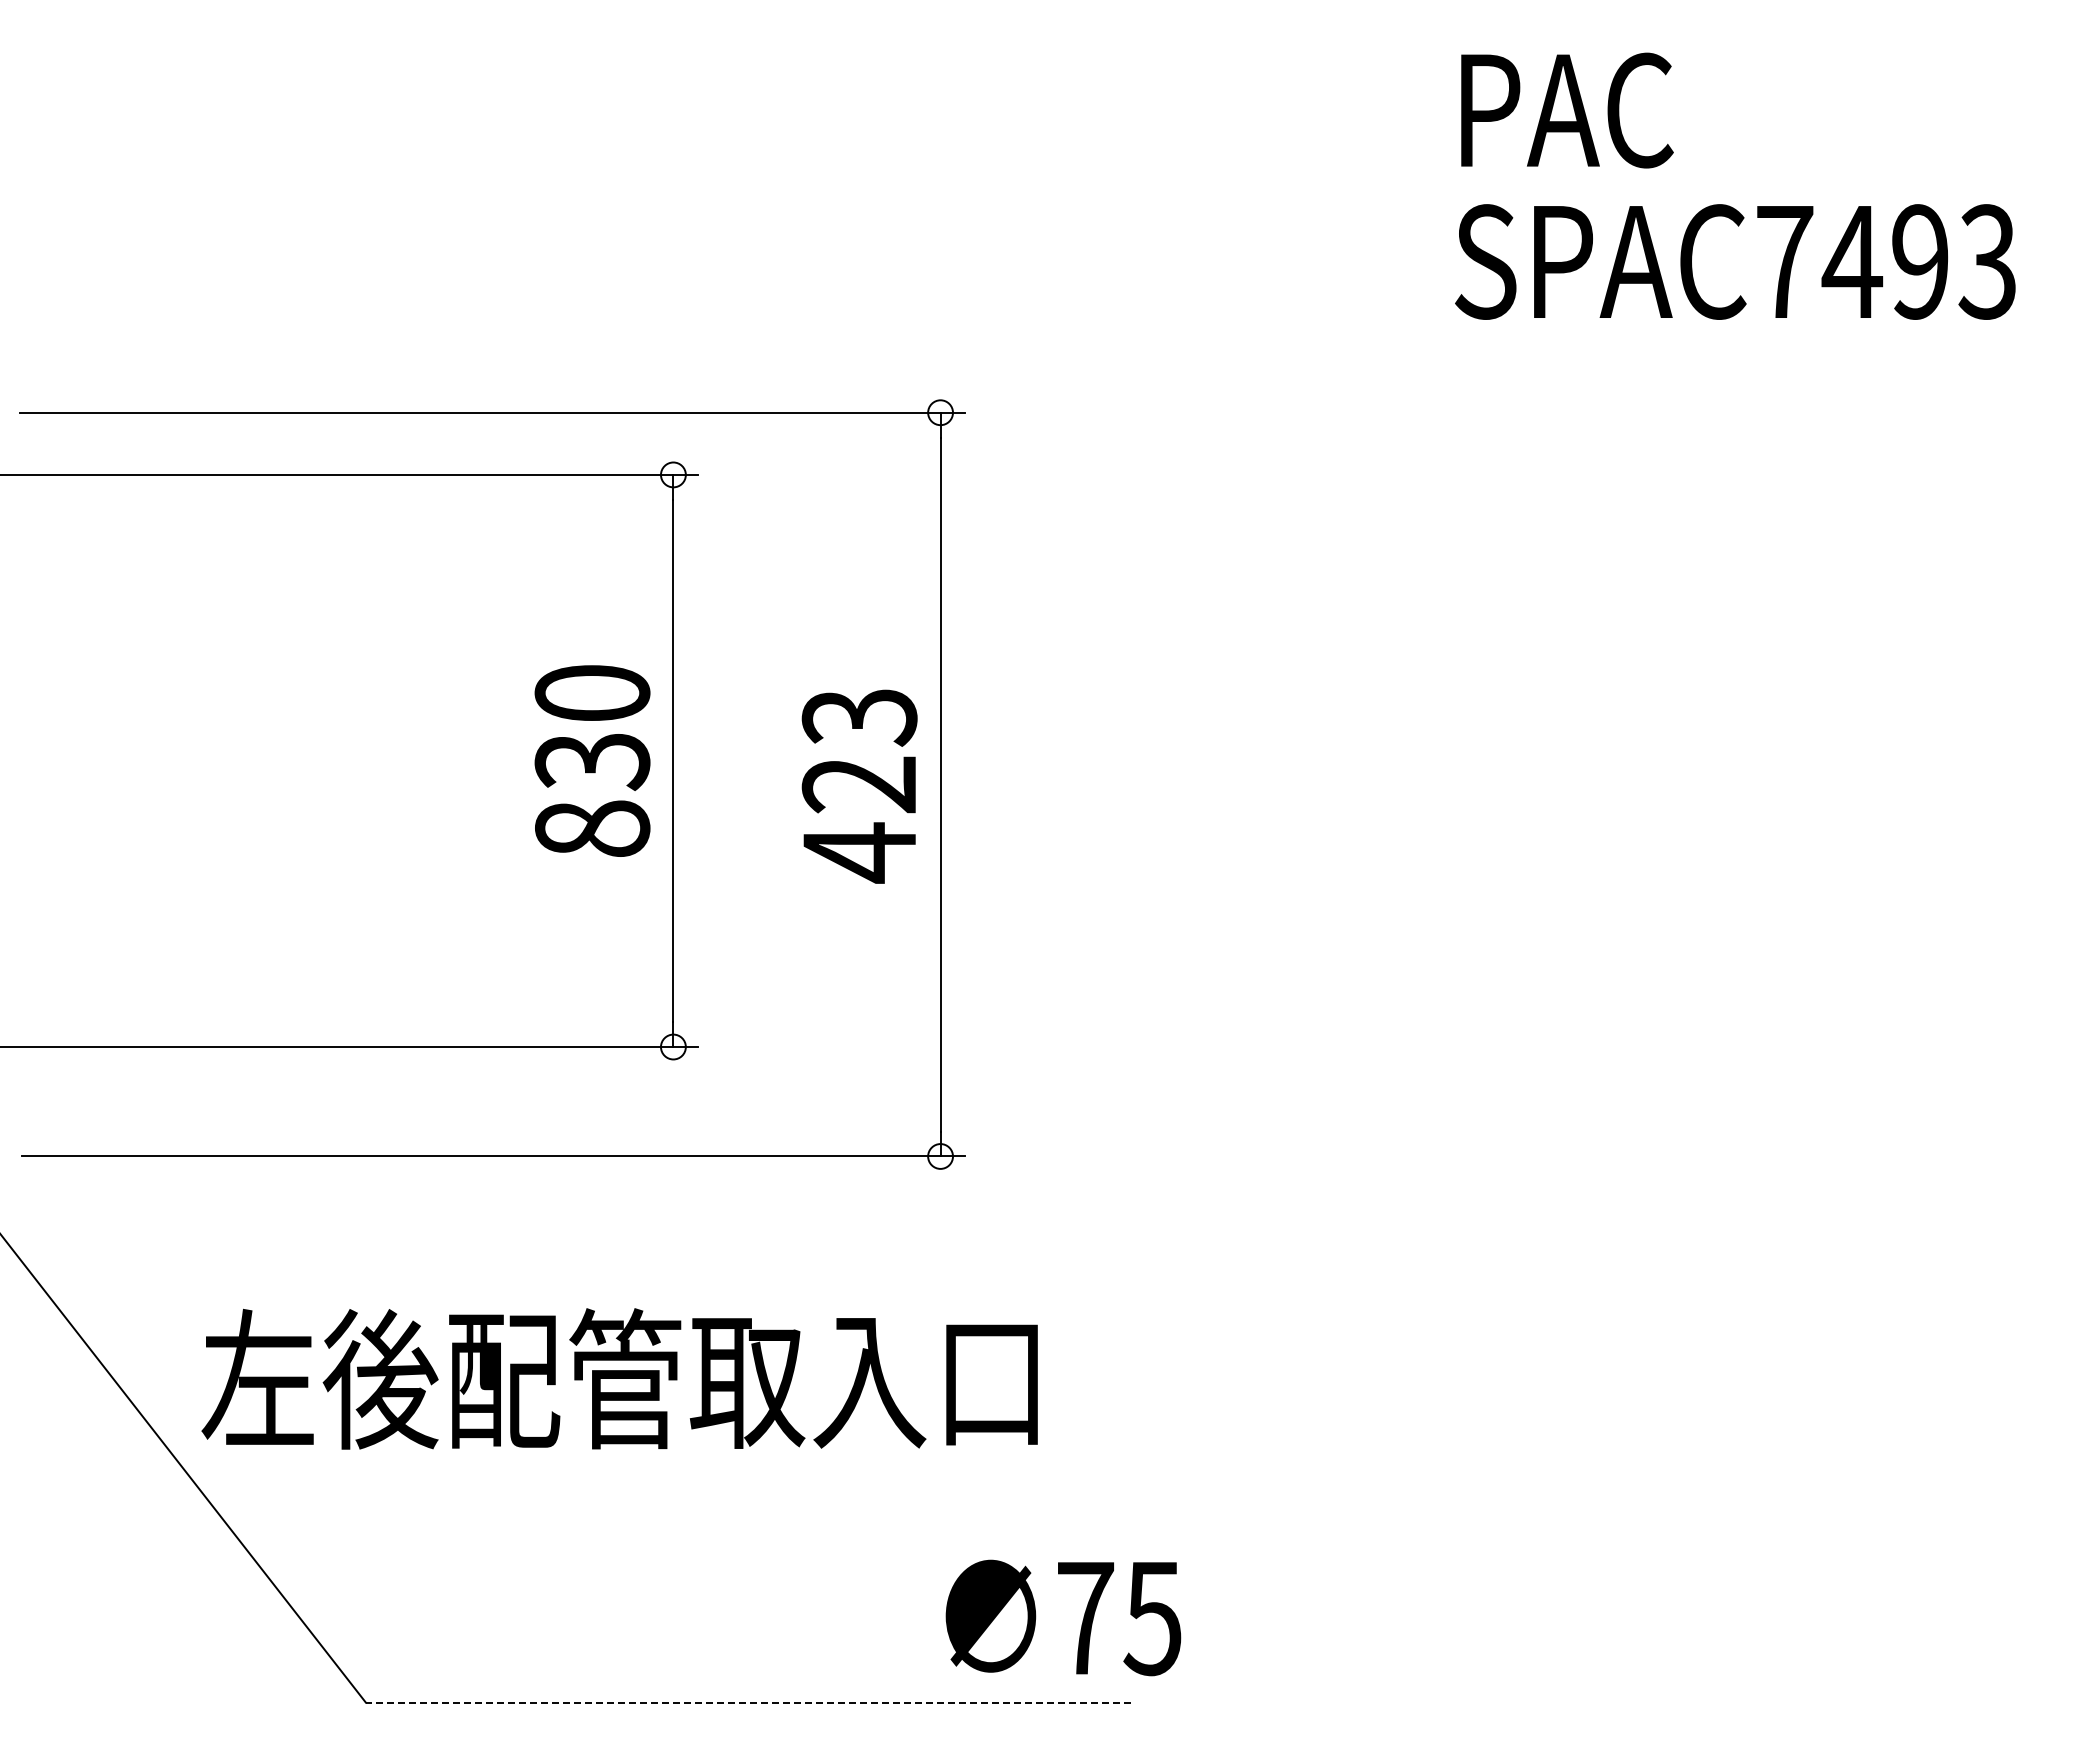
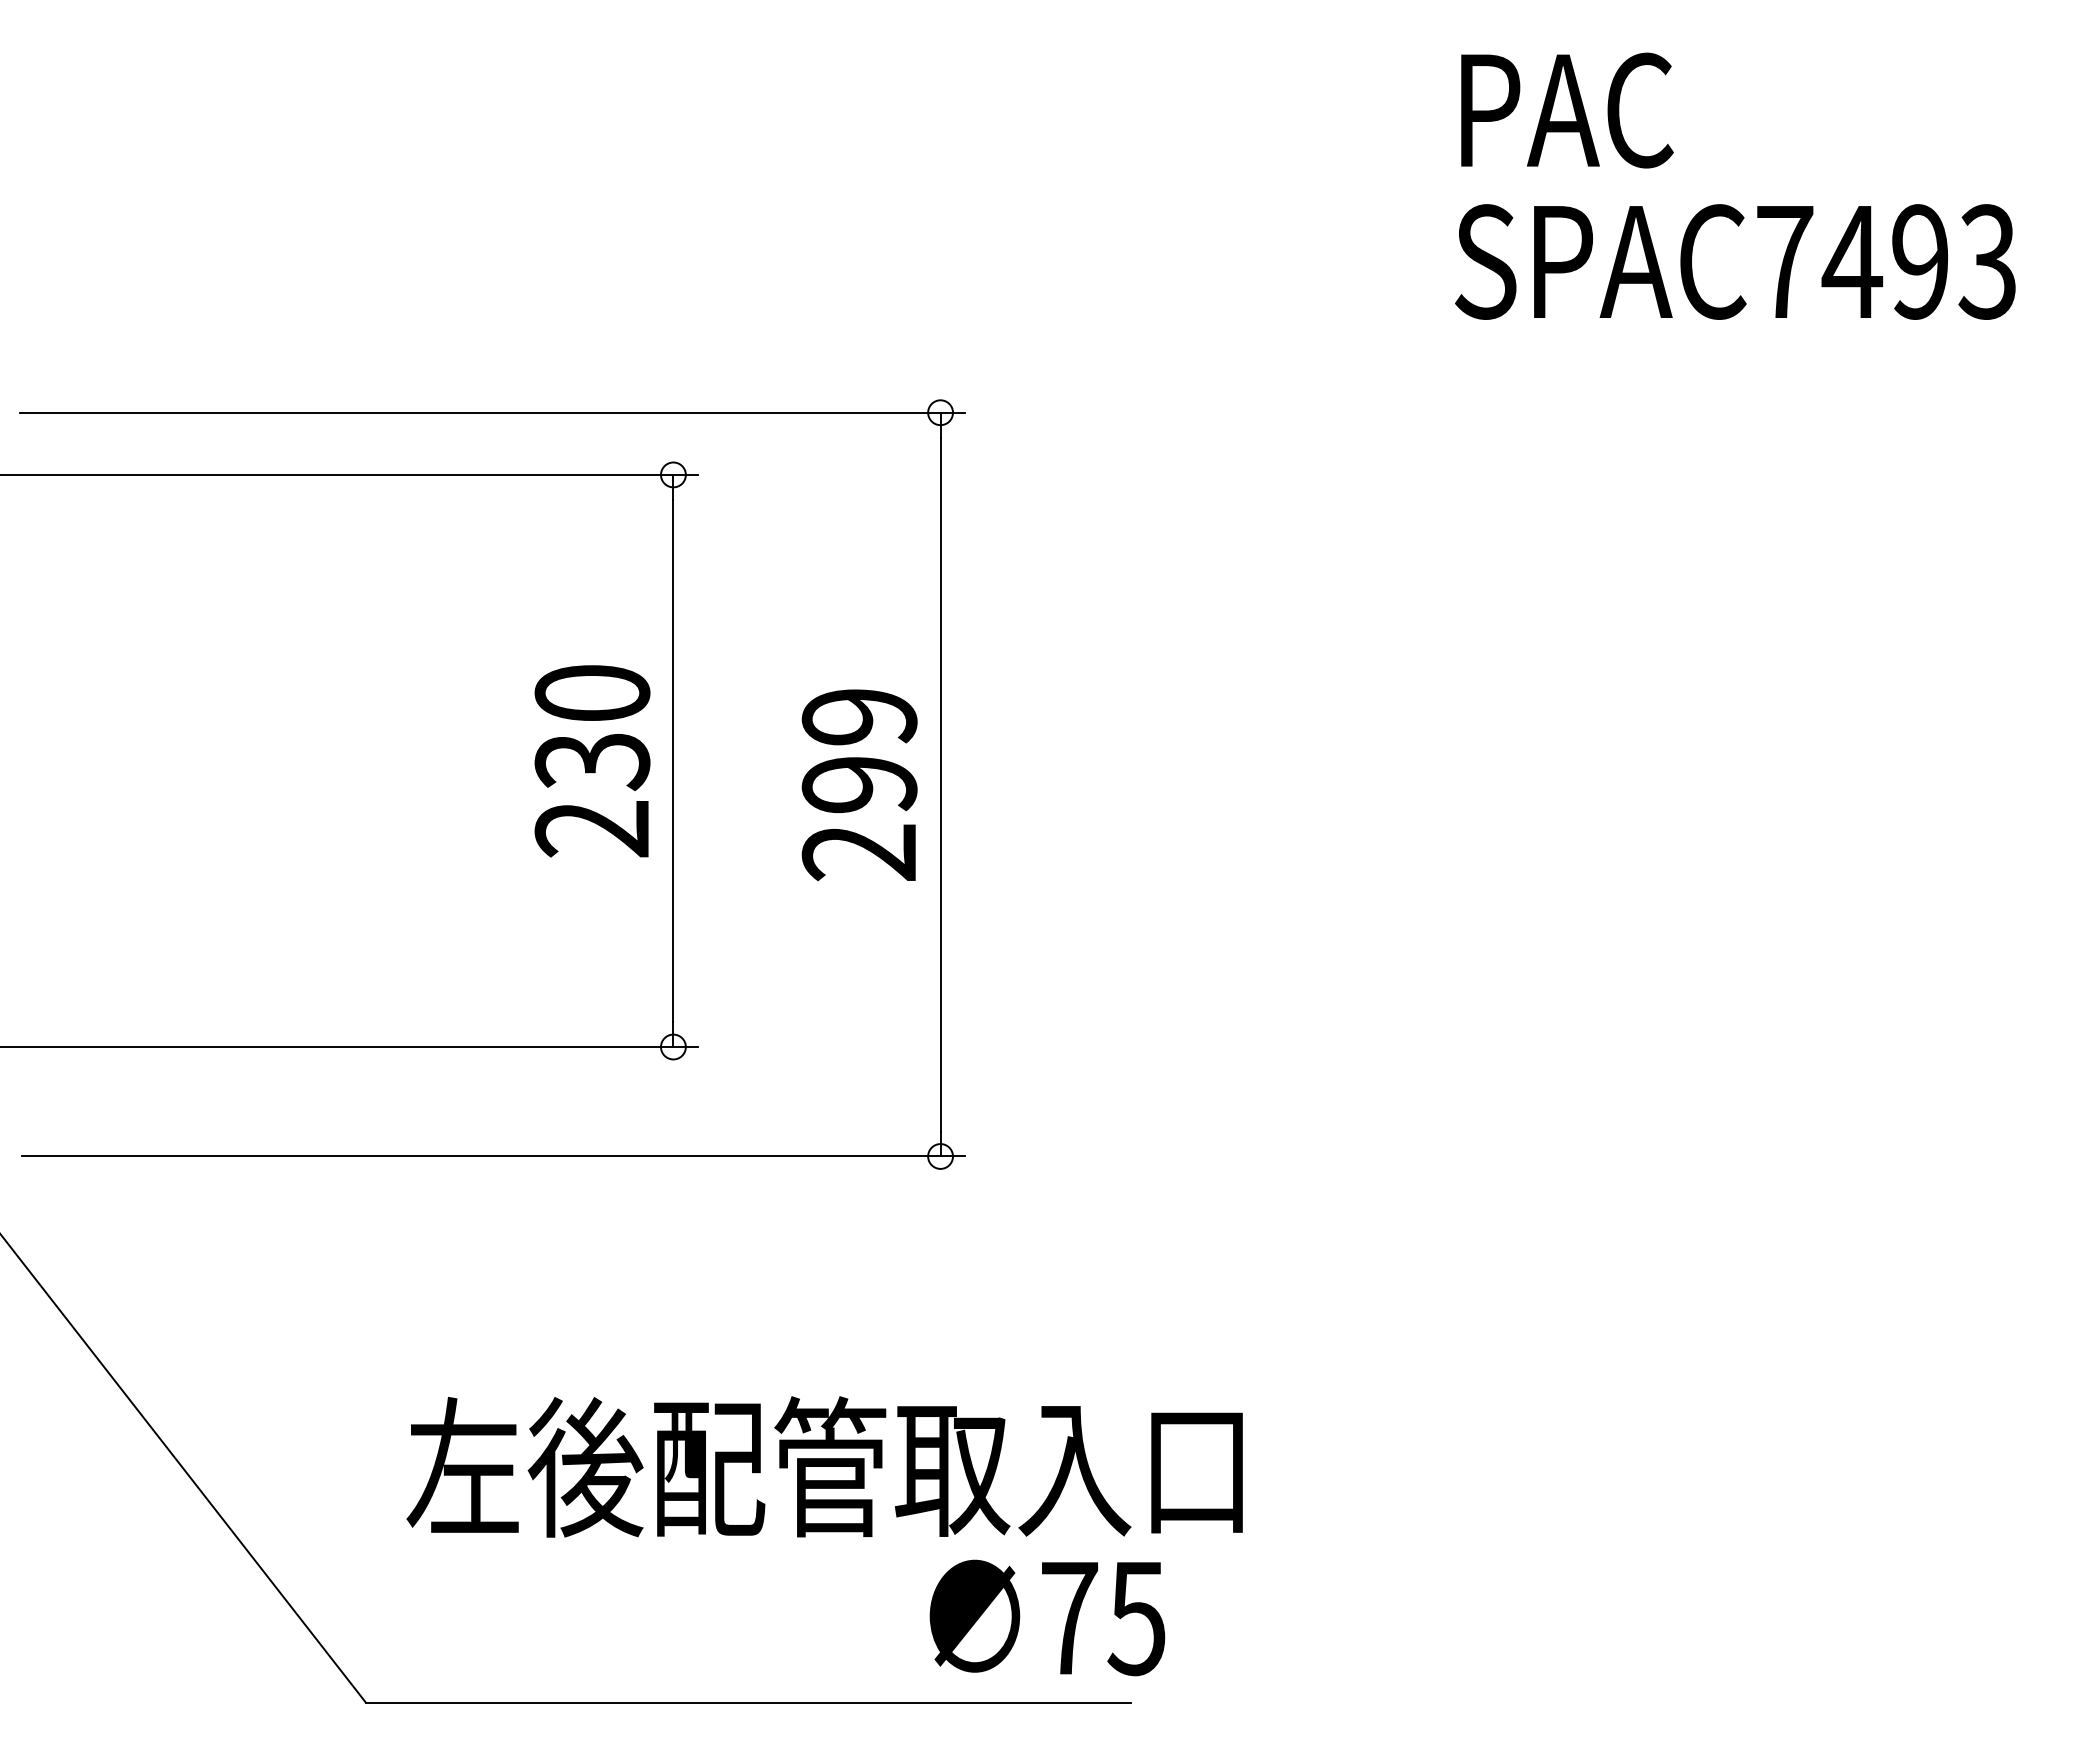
text: 423 -> 299 (859, 786)
text: 830 -> 230 (592, 828)
text position: (619, 1378) -> (824, 1466) (824, 1466)
text position: (1063, 1617) -> (1047, 1617) (1047, 1617)
line: dashed -> solid (748, 1703)
